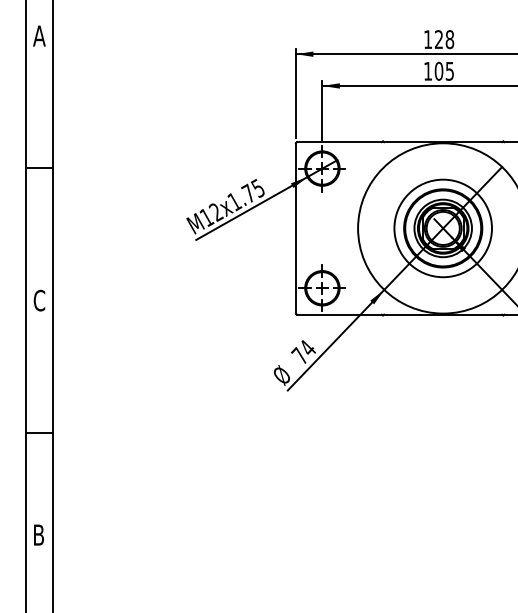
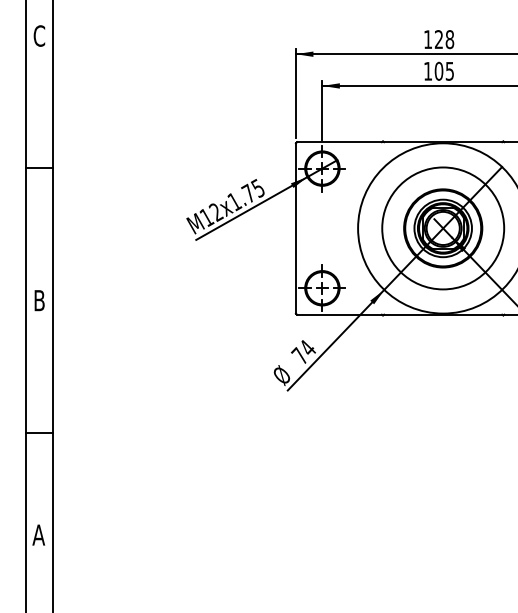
text: A -> C (39, 35)
circle diameter: 98 px -> 122 px (443, 228)
text: C -> B (39, 300)
text: B -> A (38, 534)
